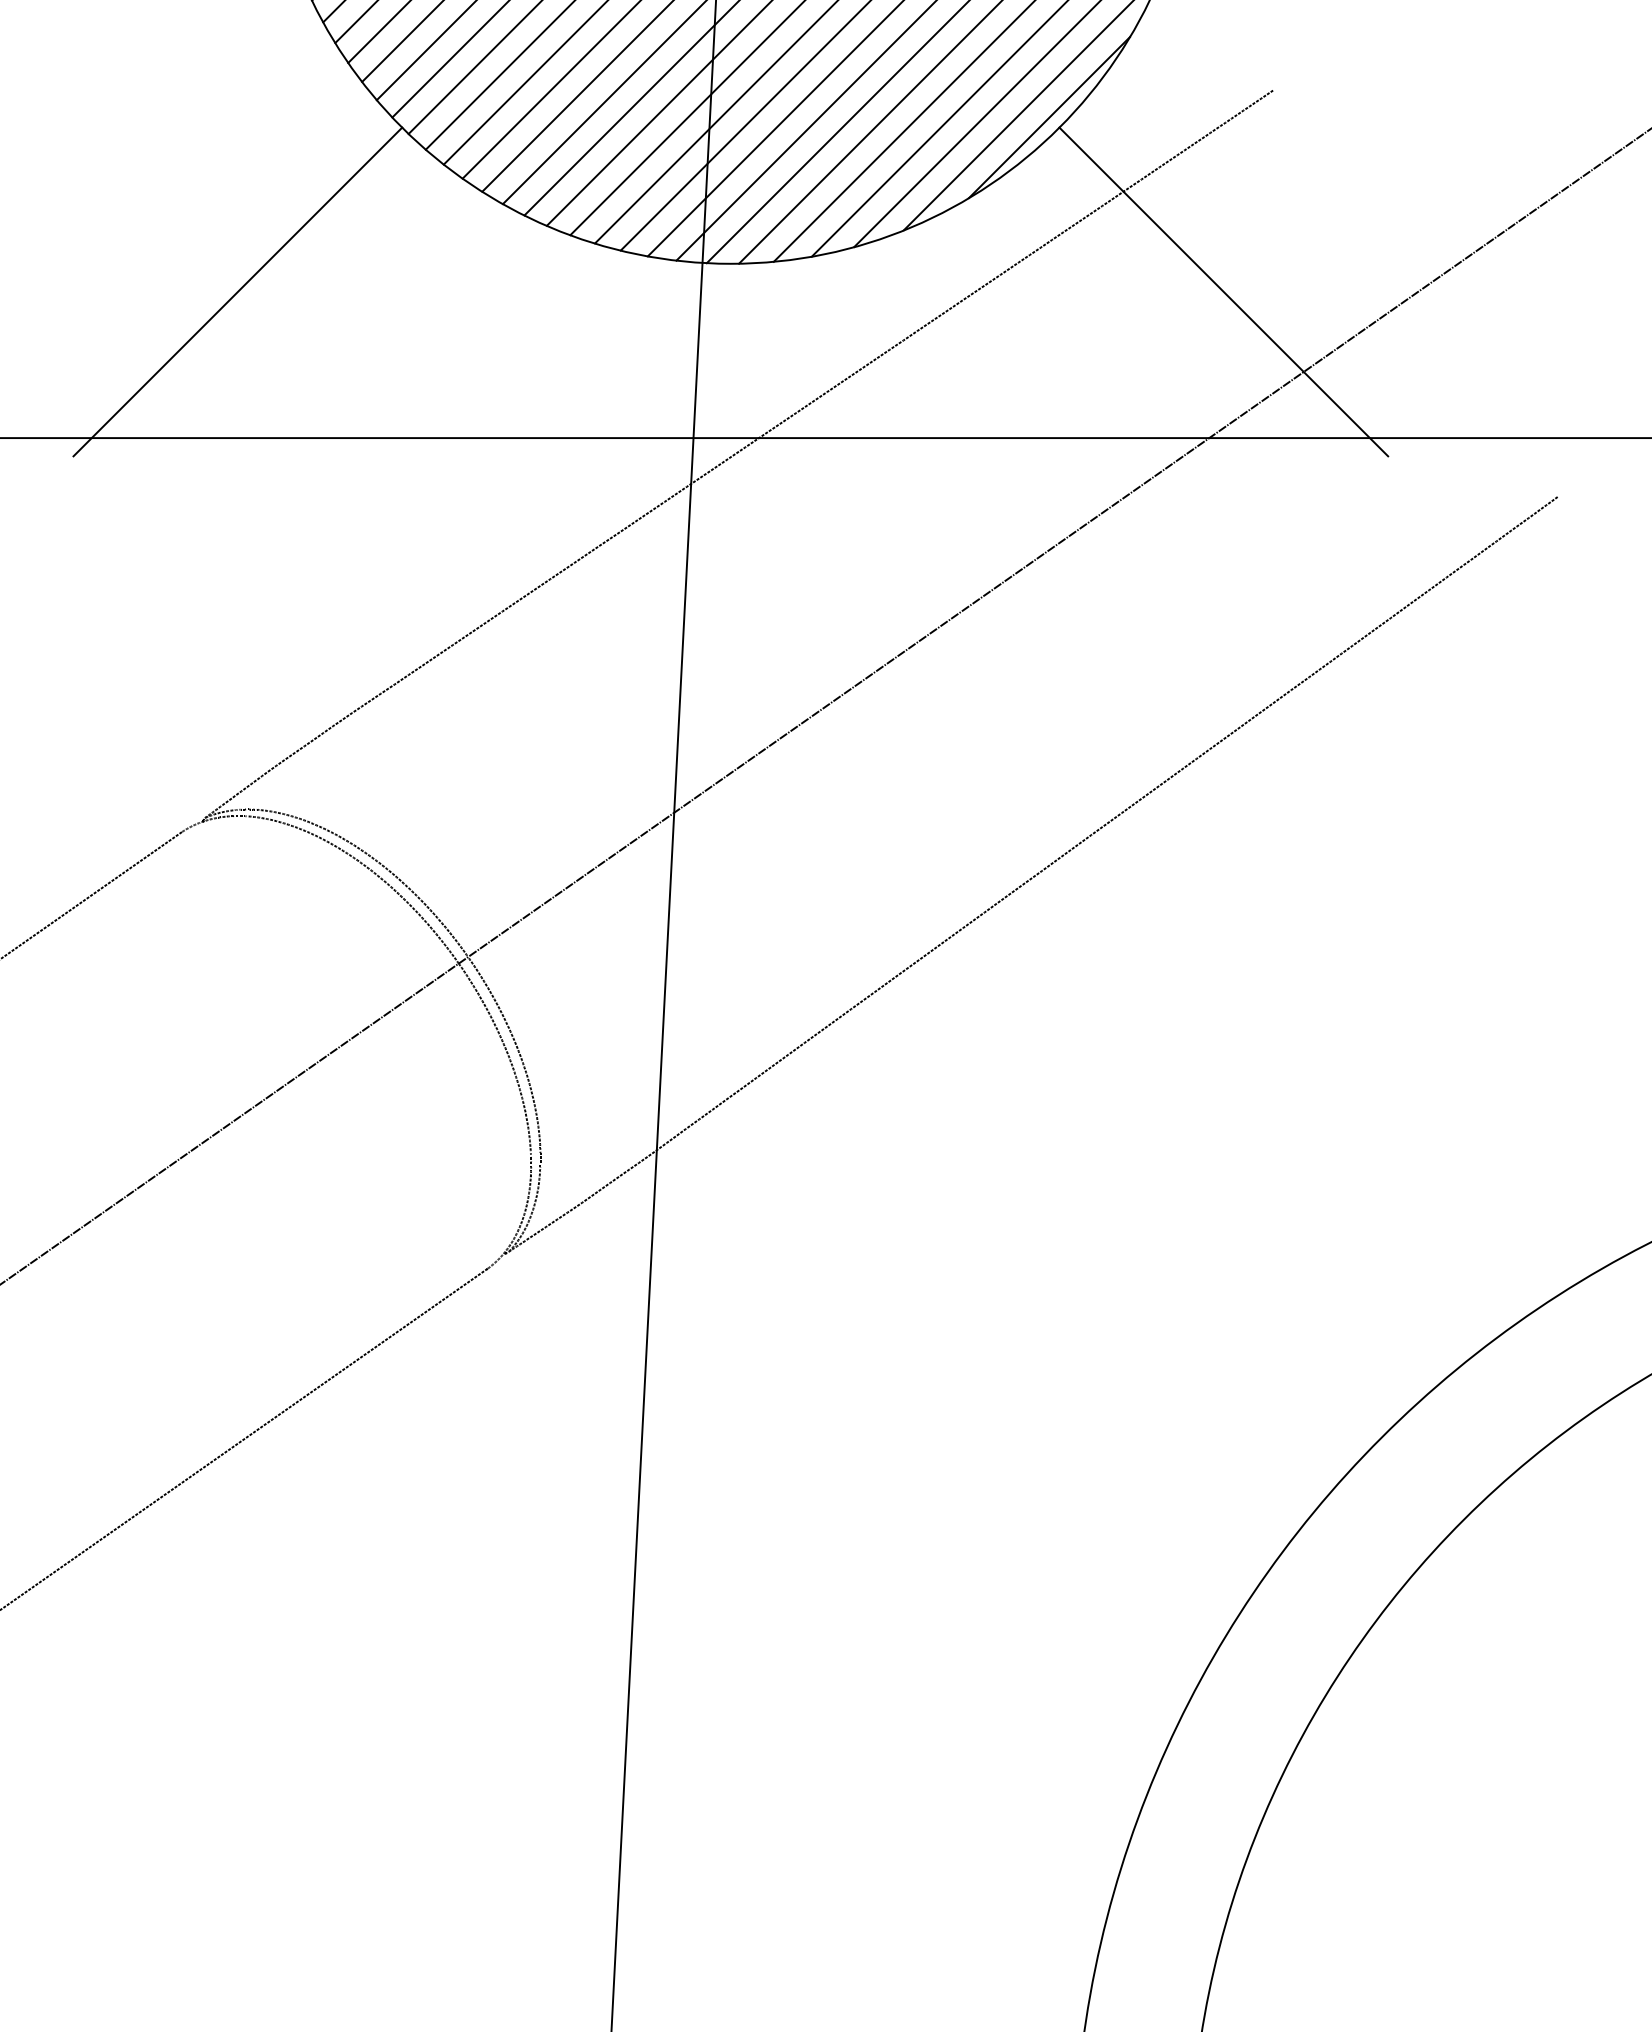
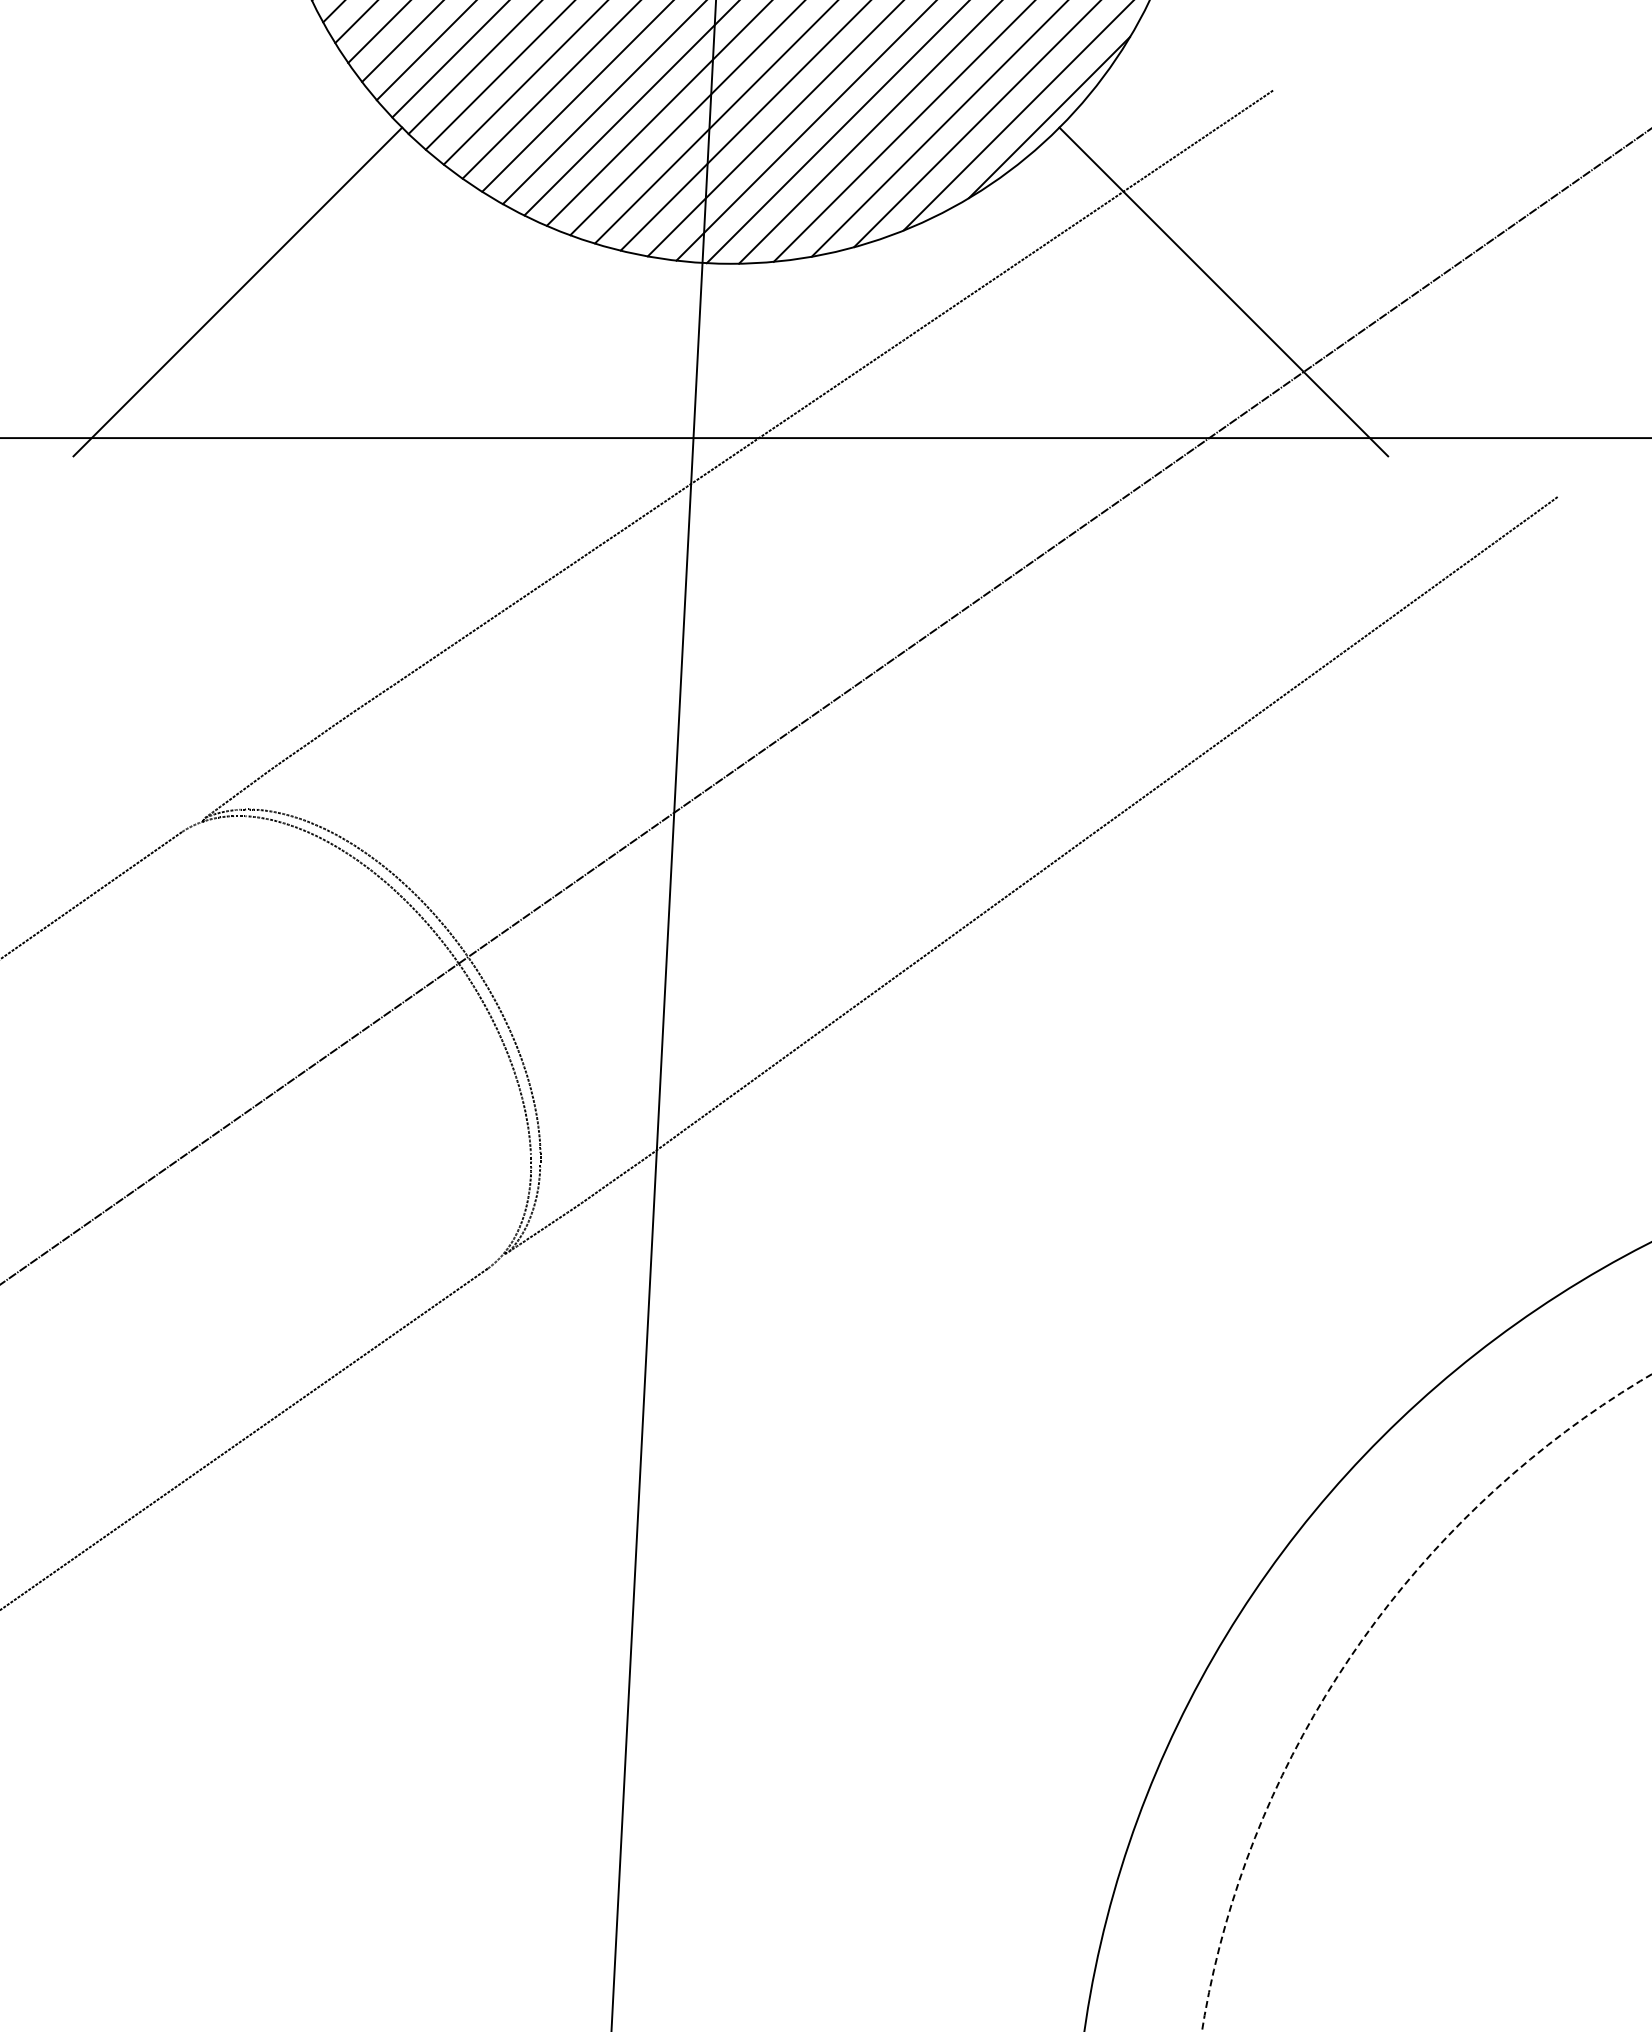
circle: solid -> dashed (1426, 1702)
